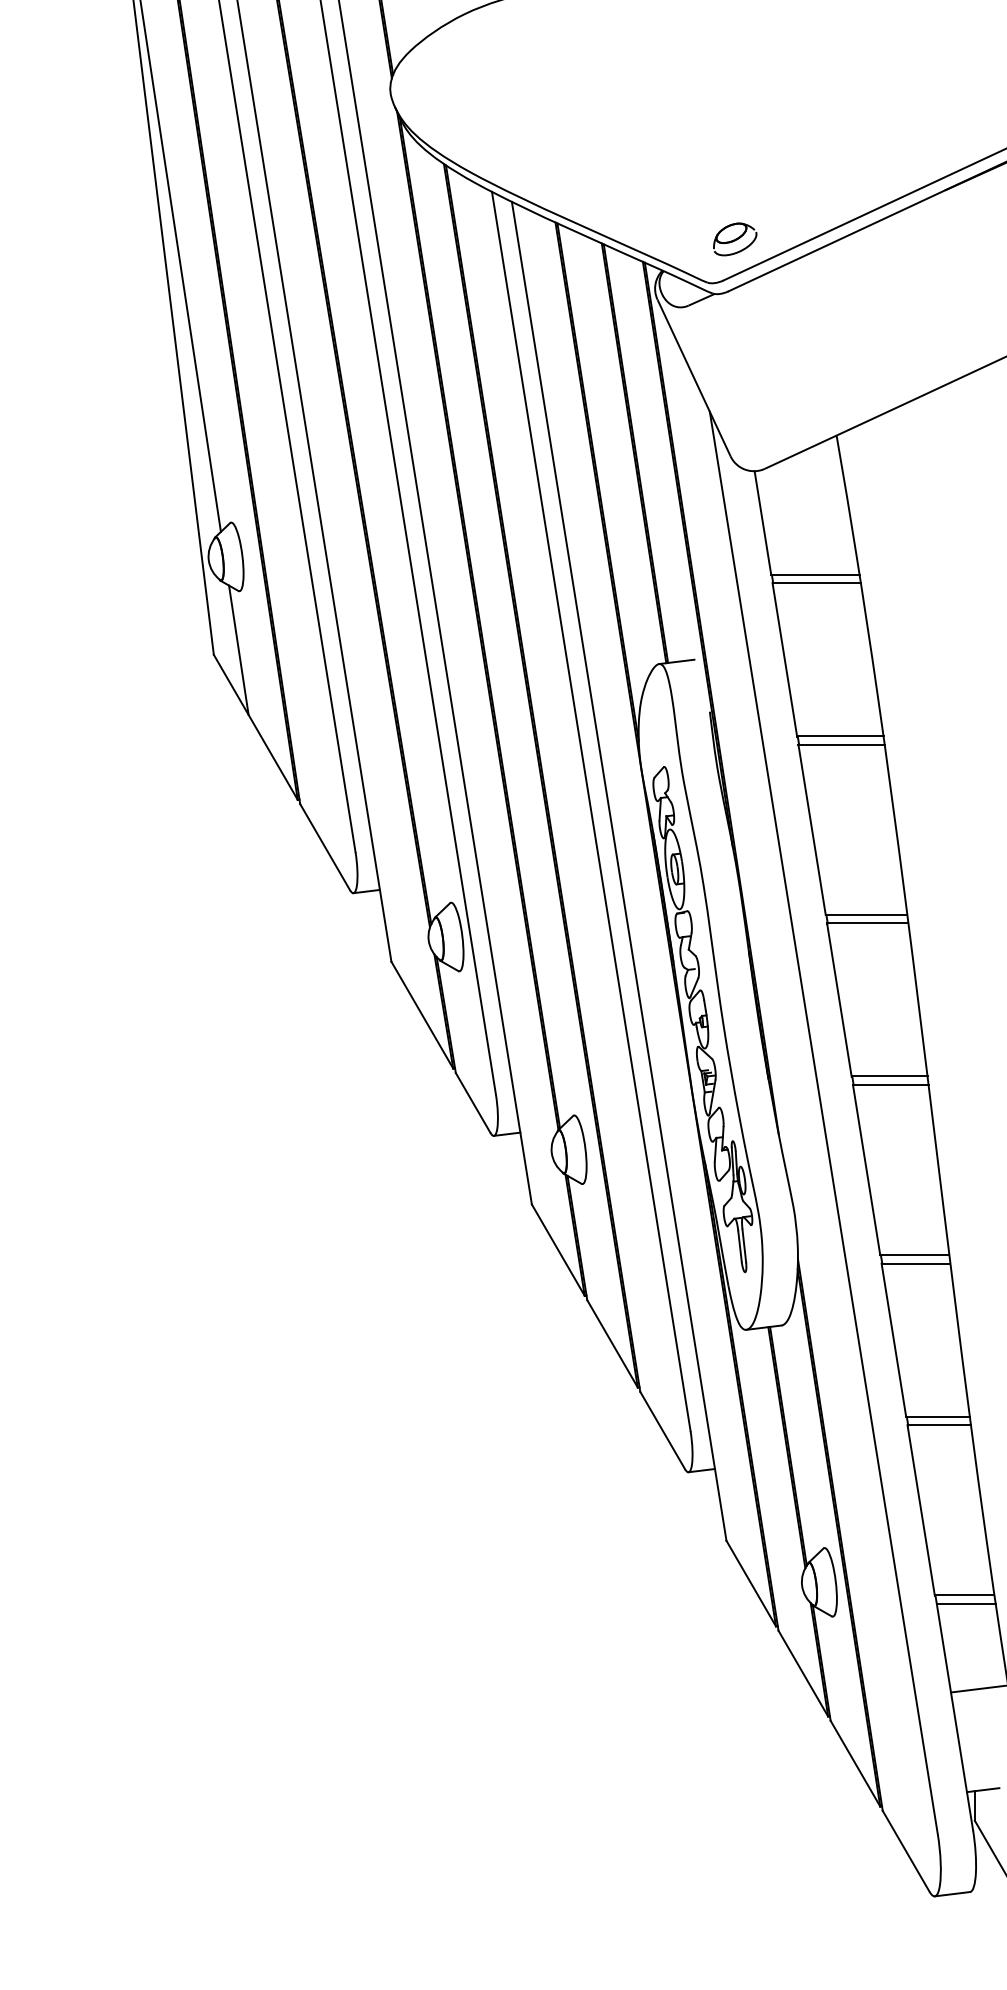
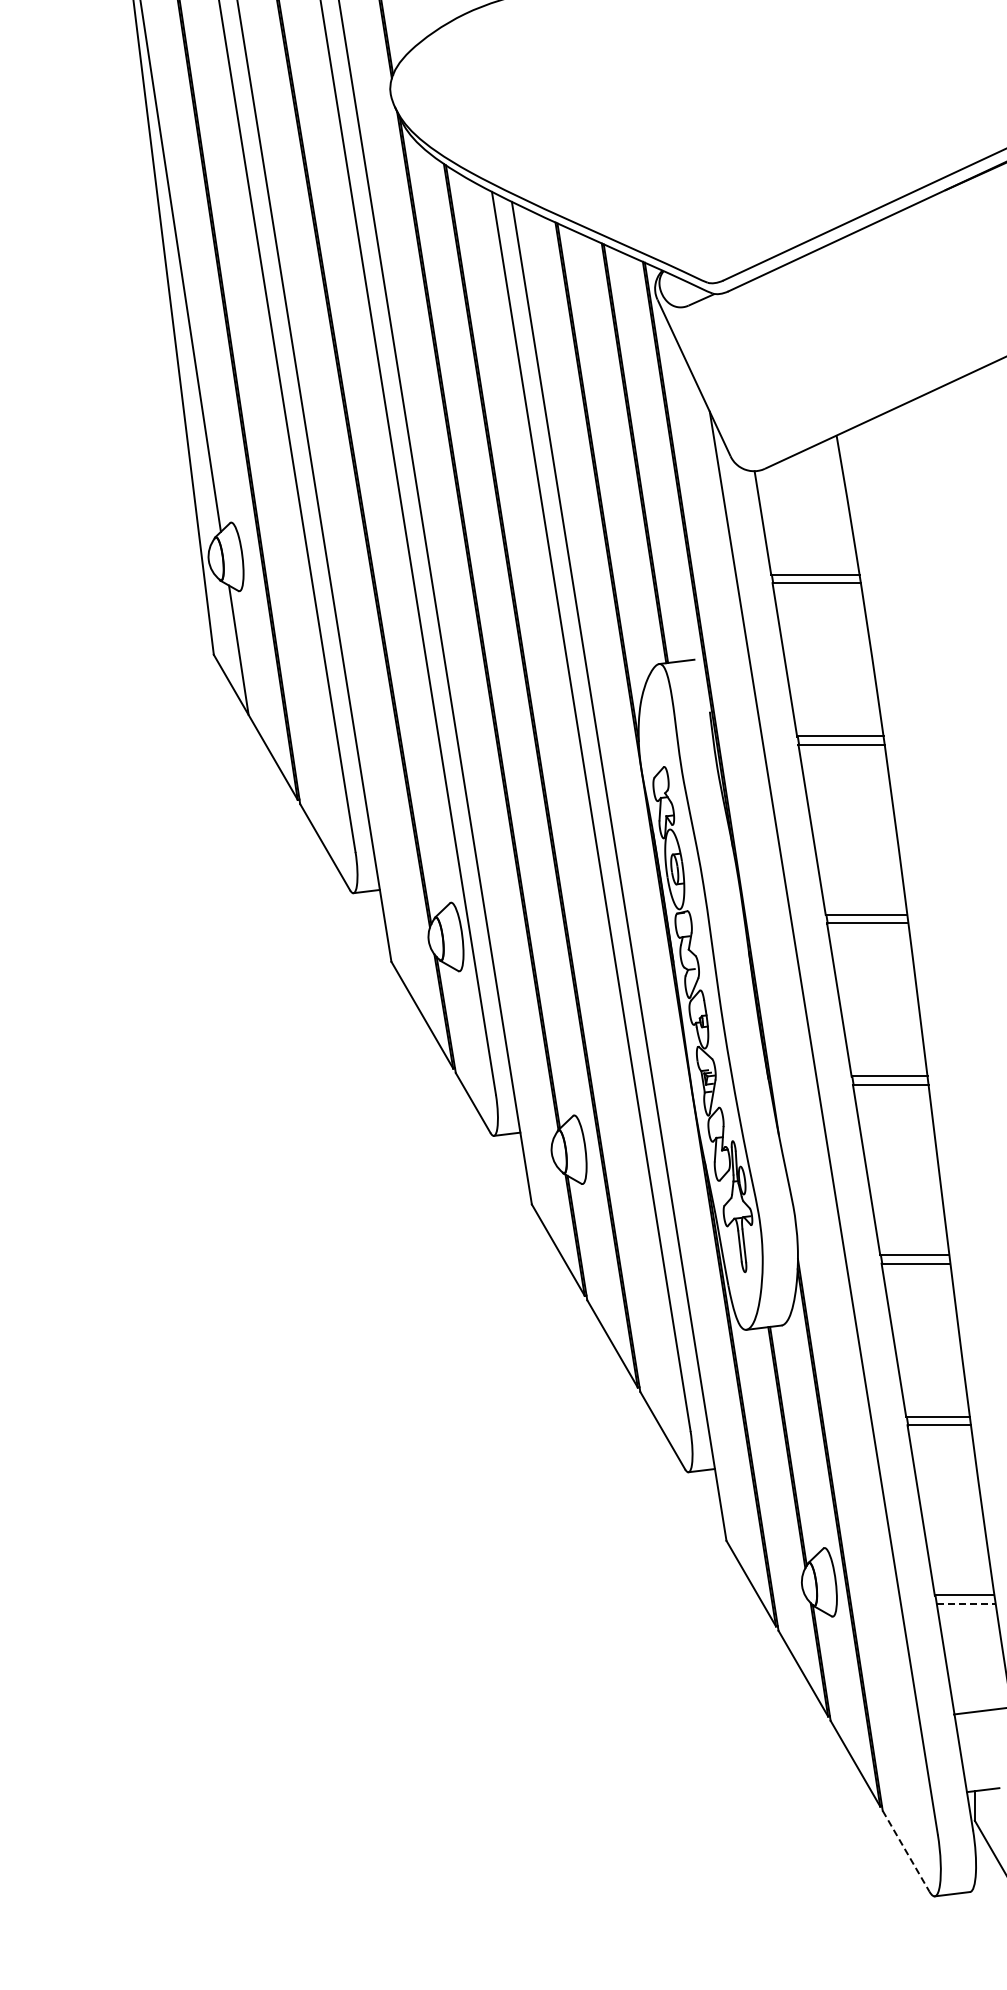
part: present -> none (735, 239)
line: solid -> dashed (966, 1604)
line position: (977, 1689) -> (978, 1711) (978, 1711)
line: solid -> dashed (906, 1851)
